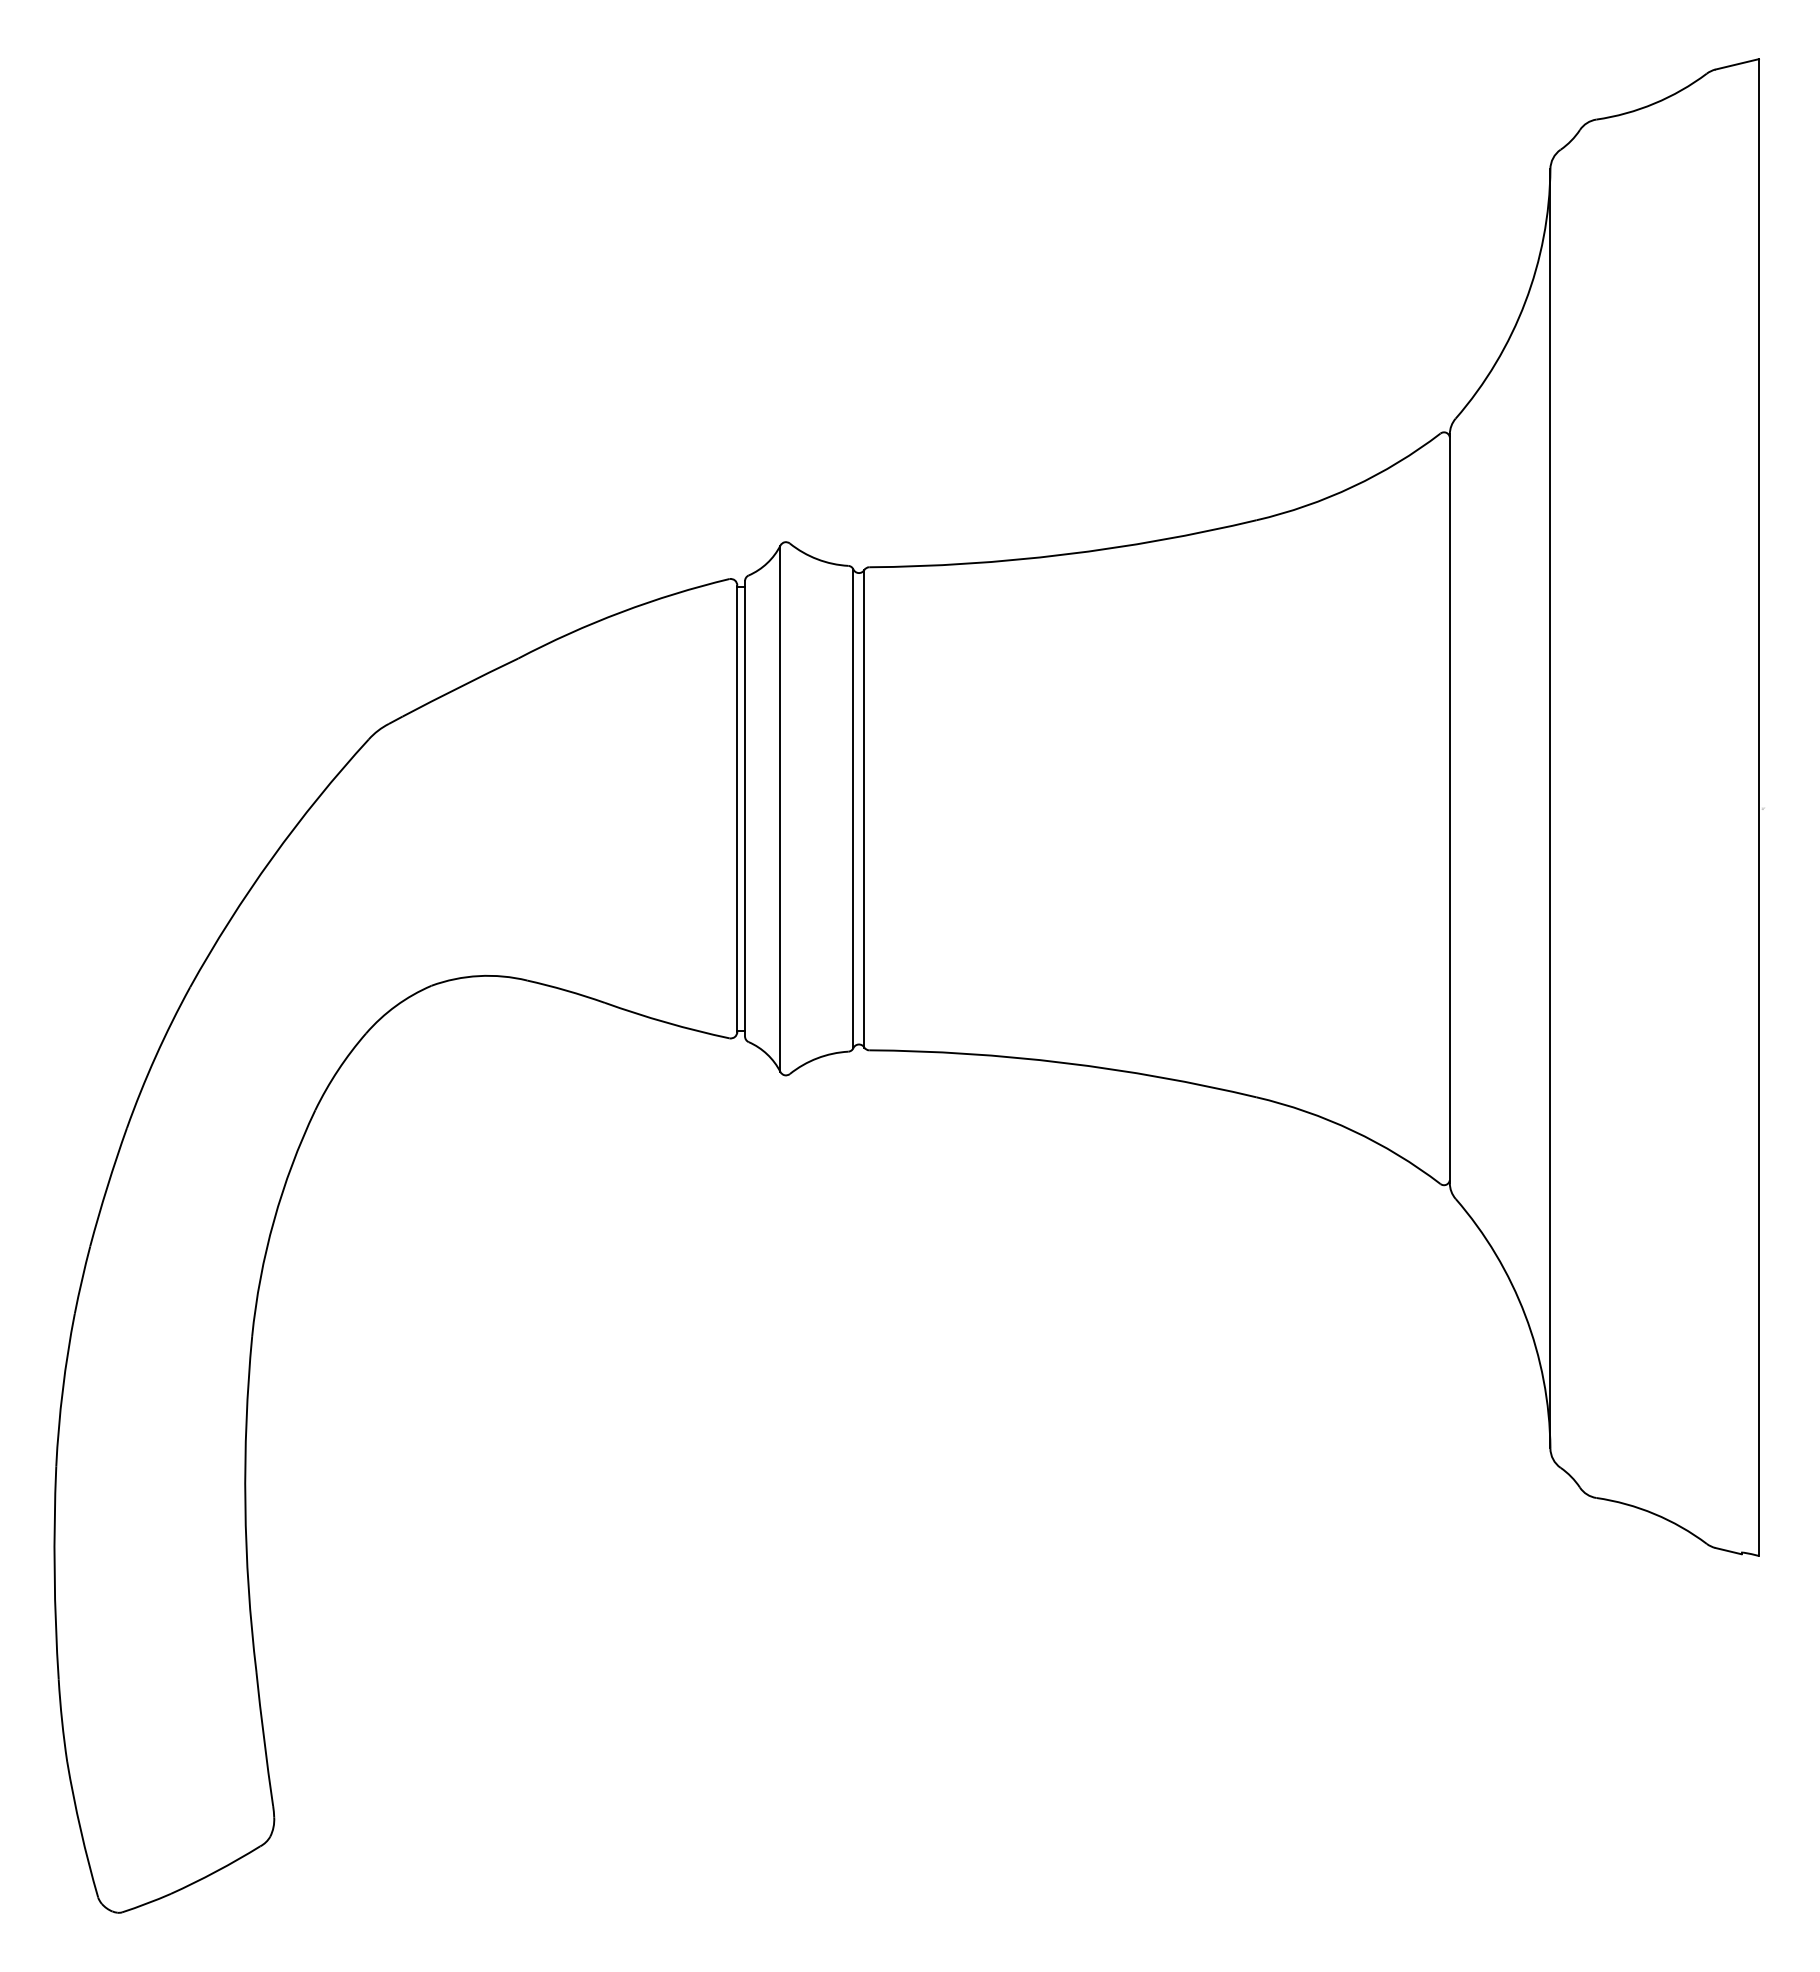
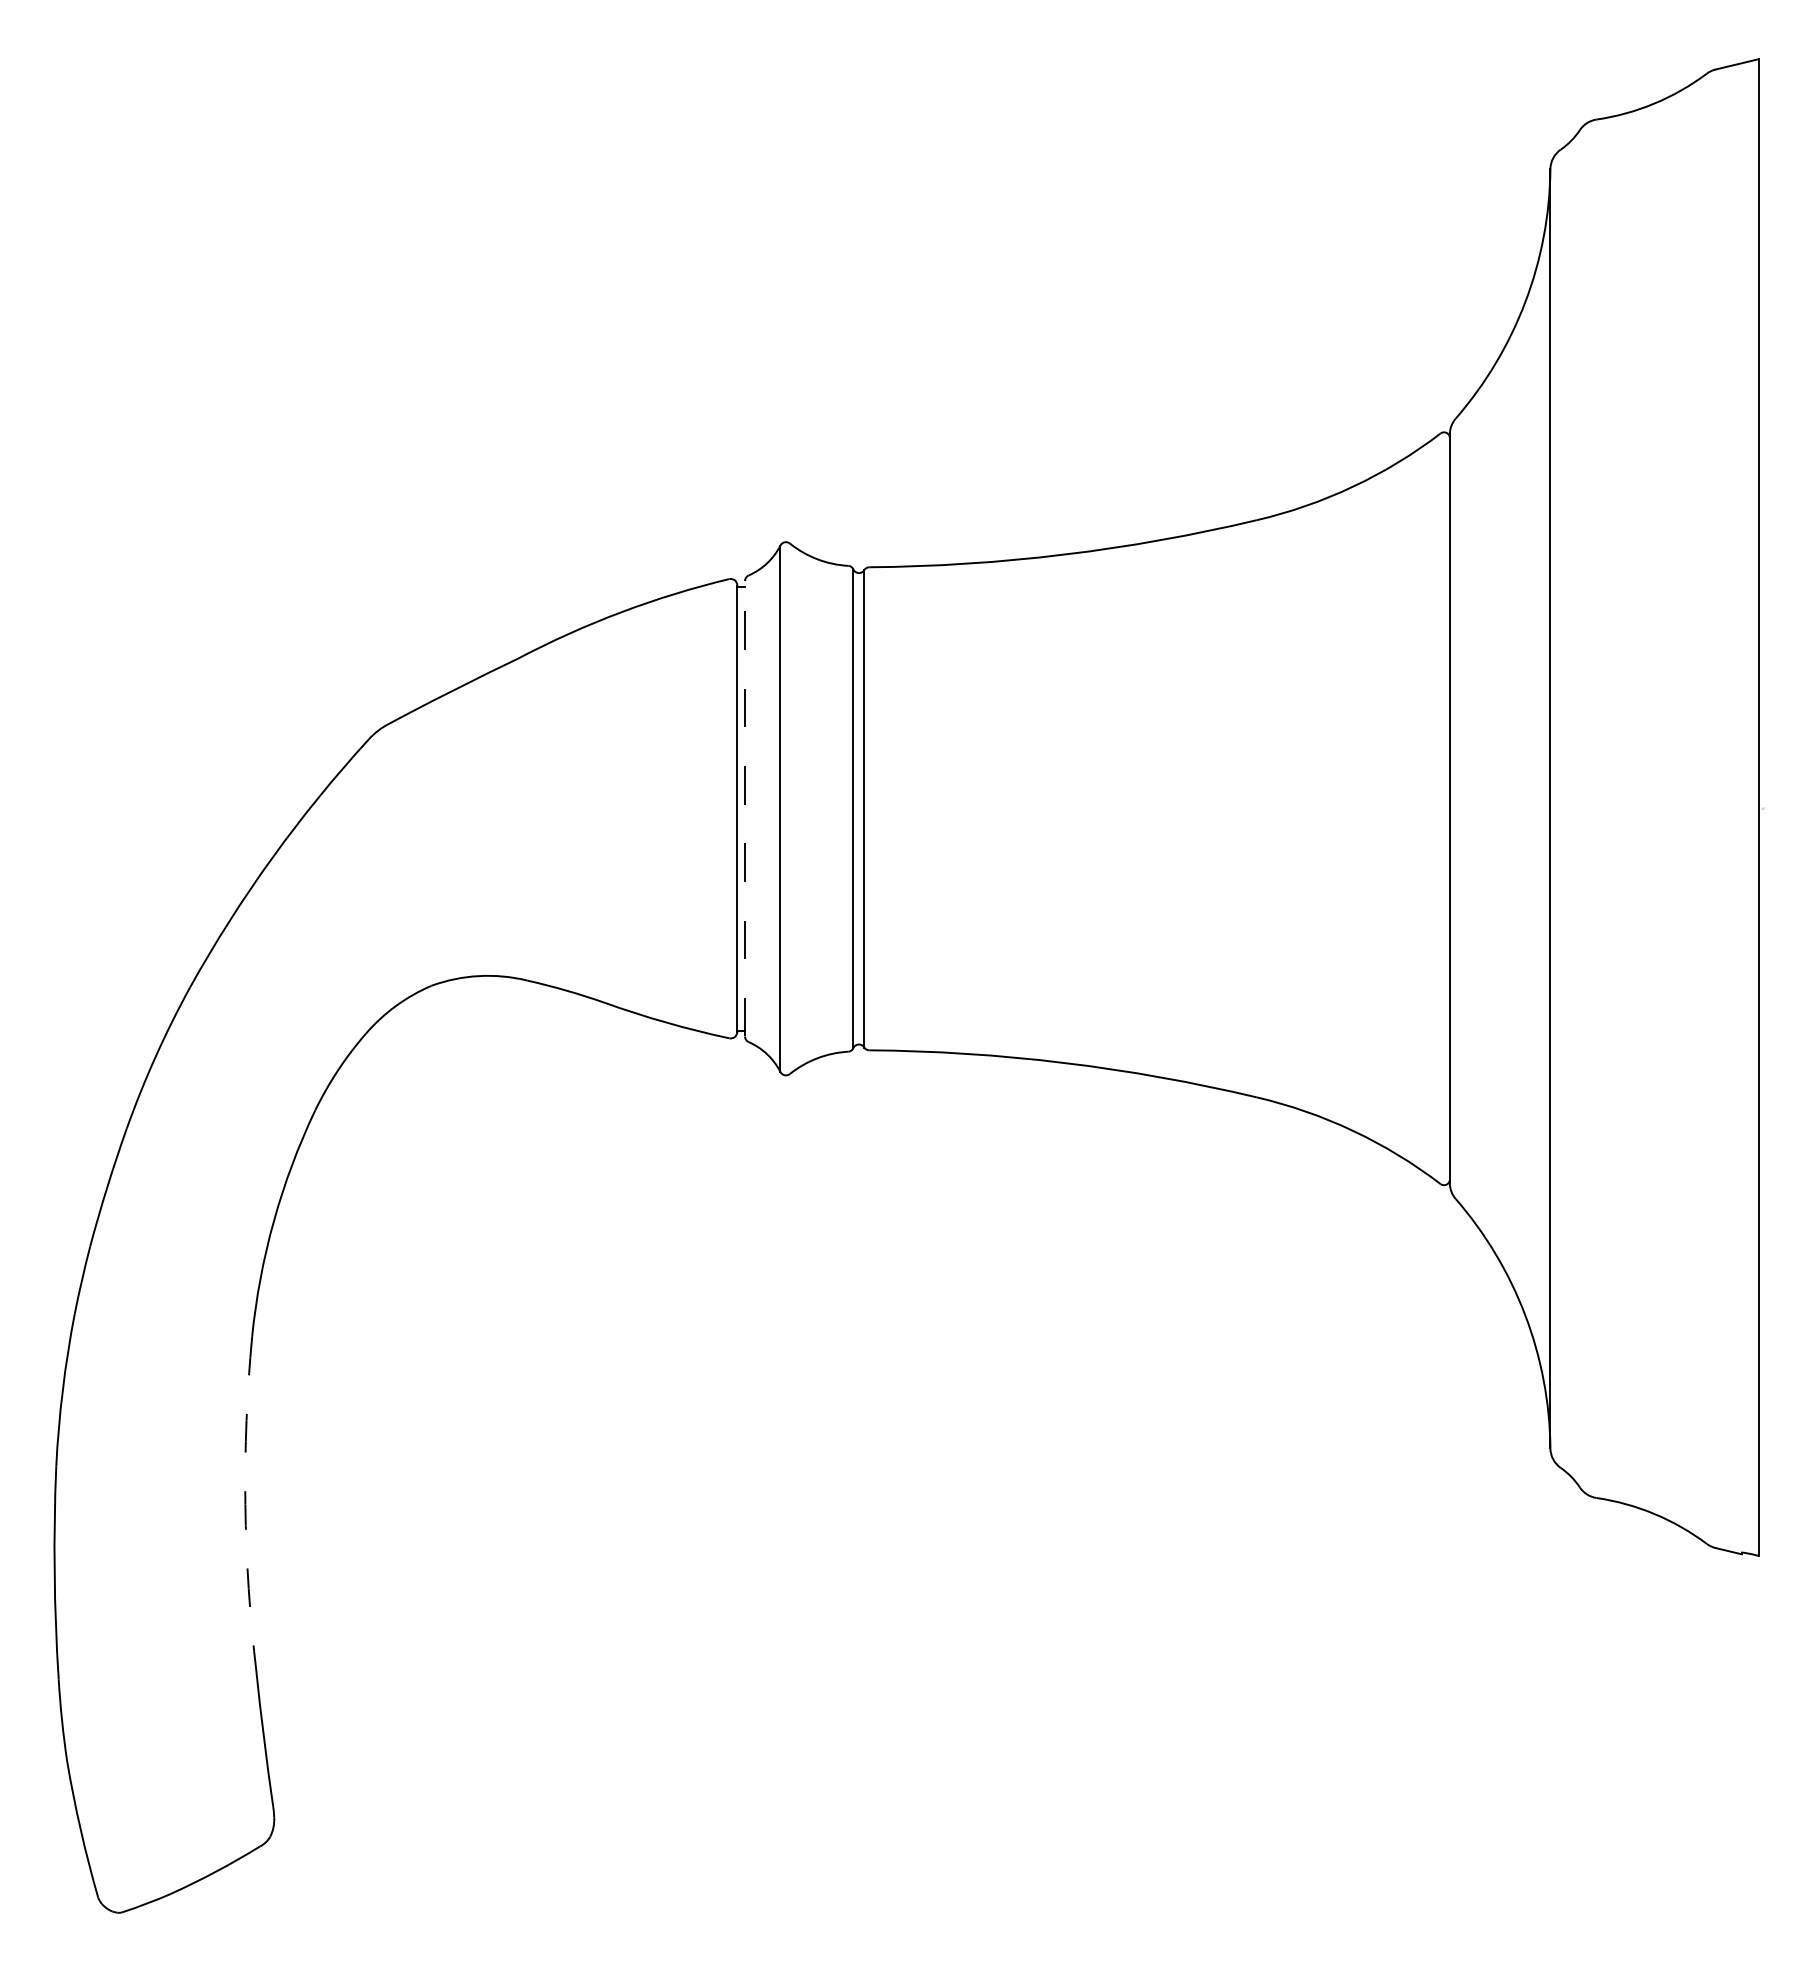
line: solid -> dashed (745, 808)
arc: solid -> dashed (245, 1504)
